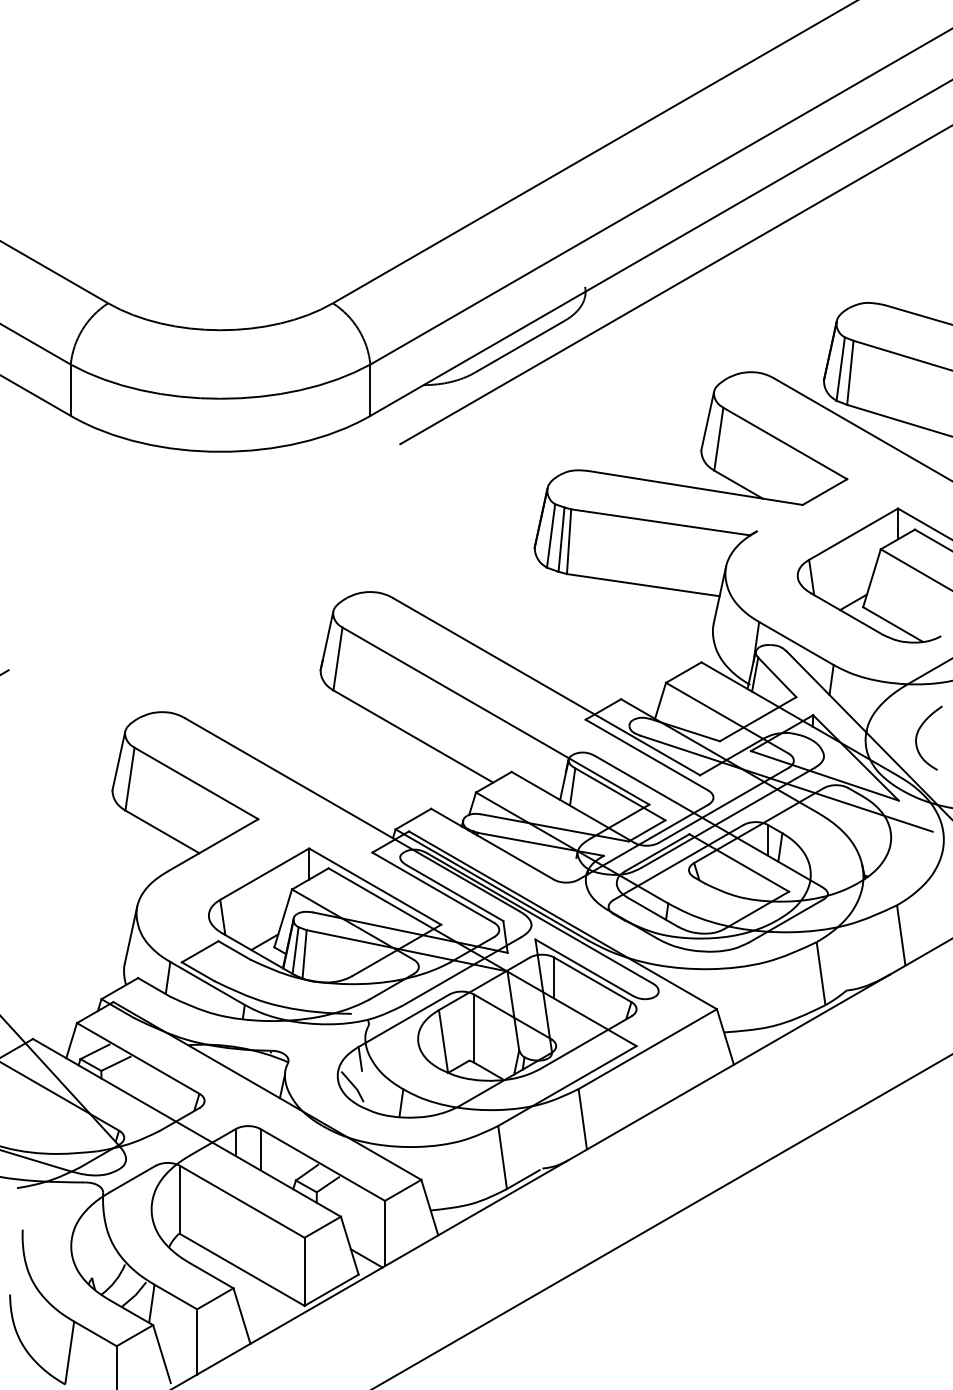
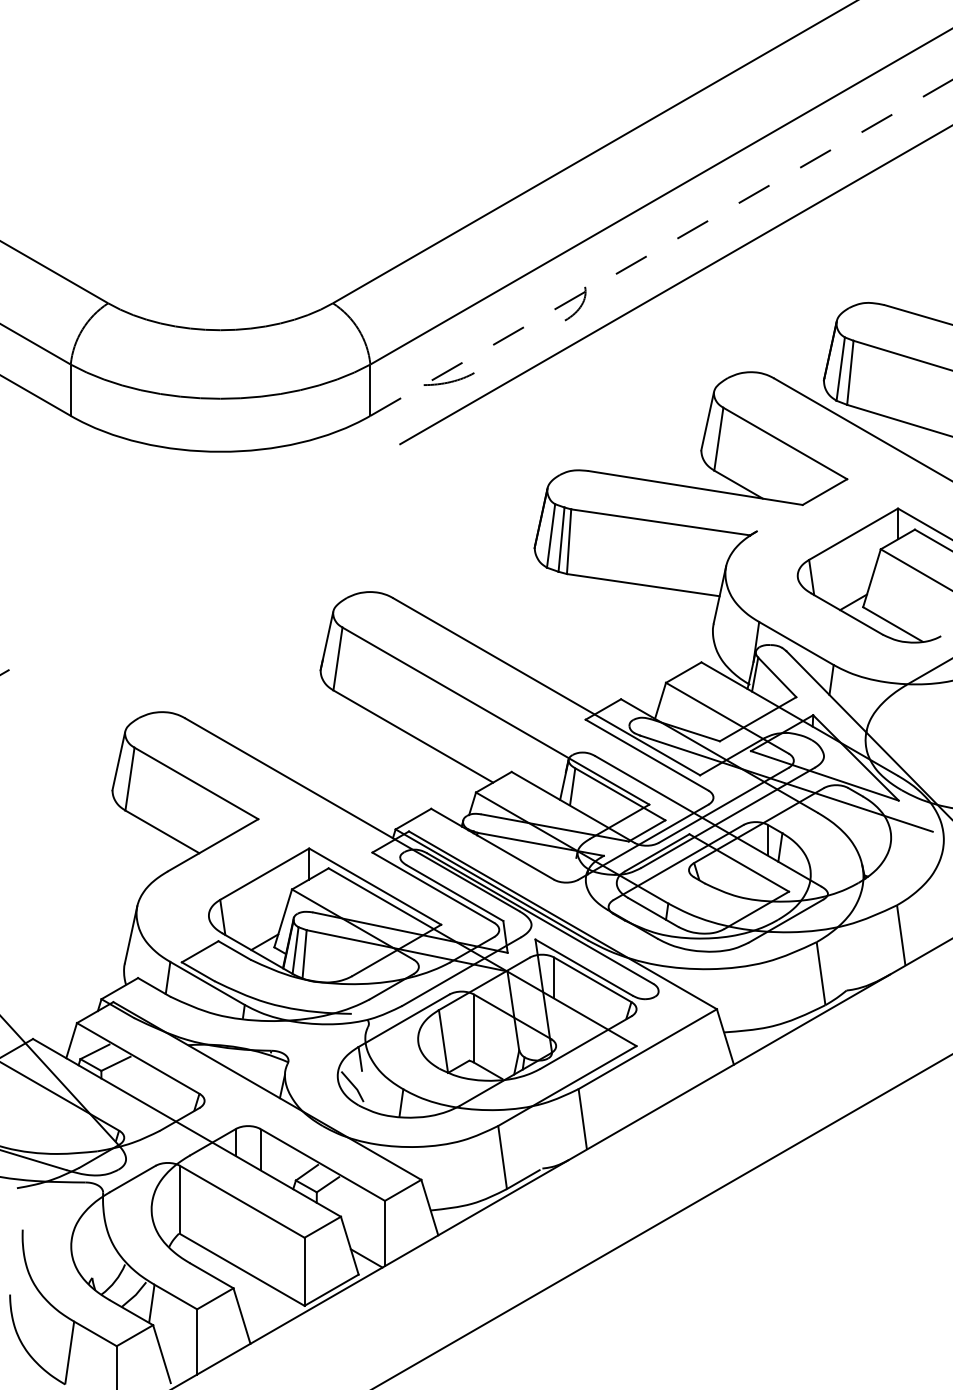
line: solid -> dashed (662, 247)
line: present -> none (519, 346)
curve: present -> none (918, 733)
